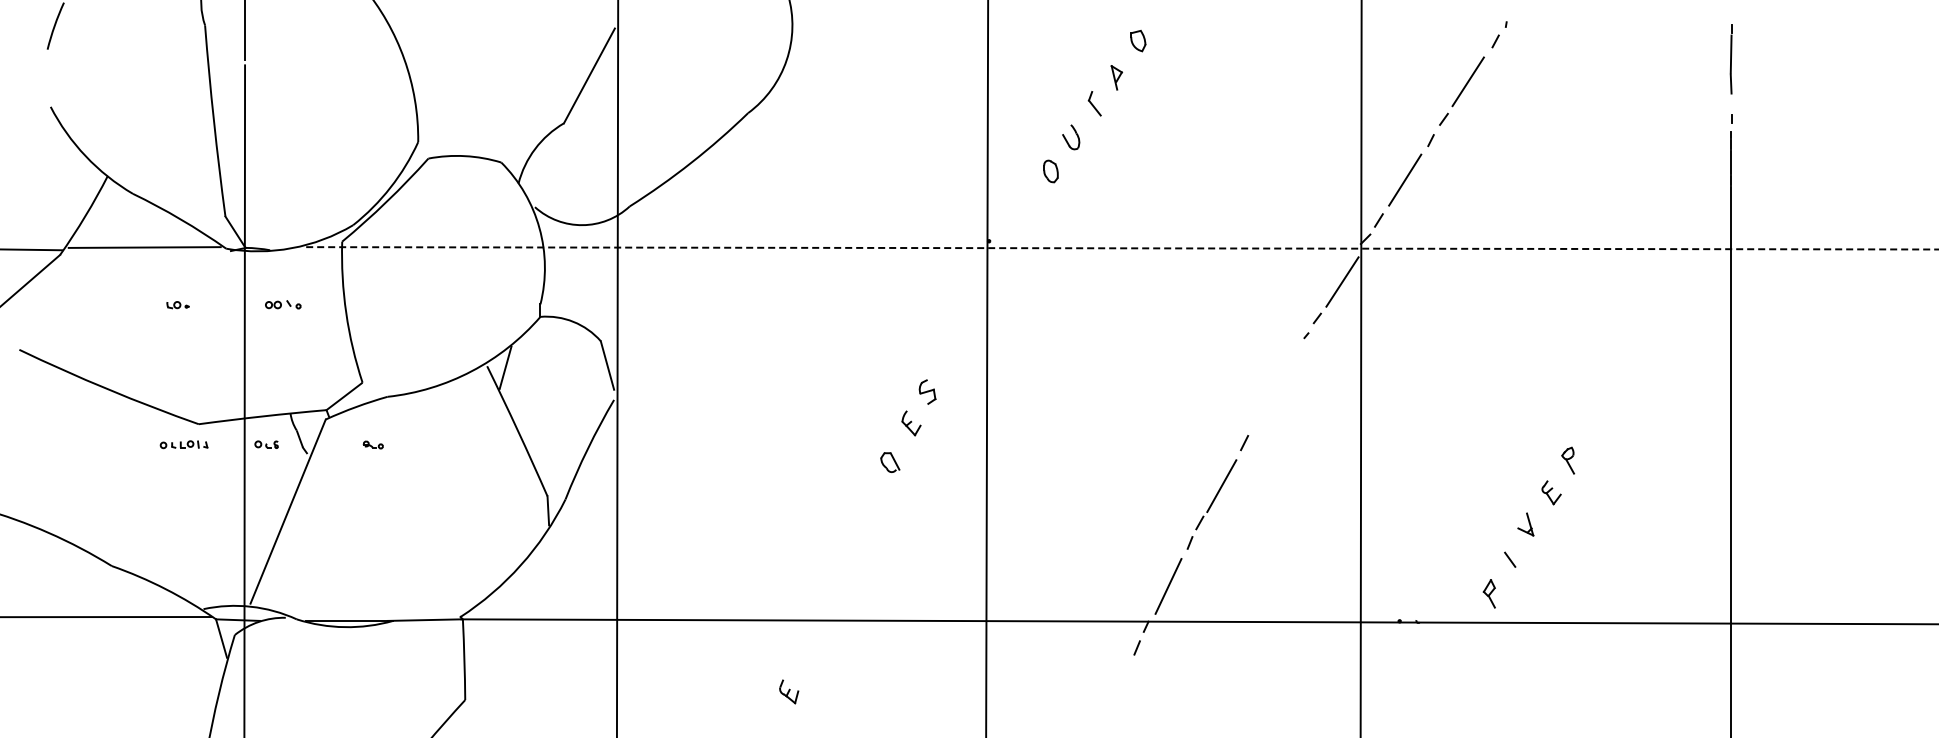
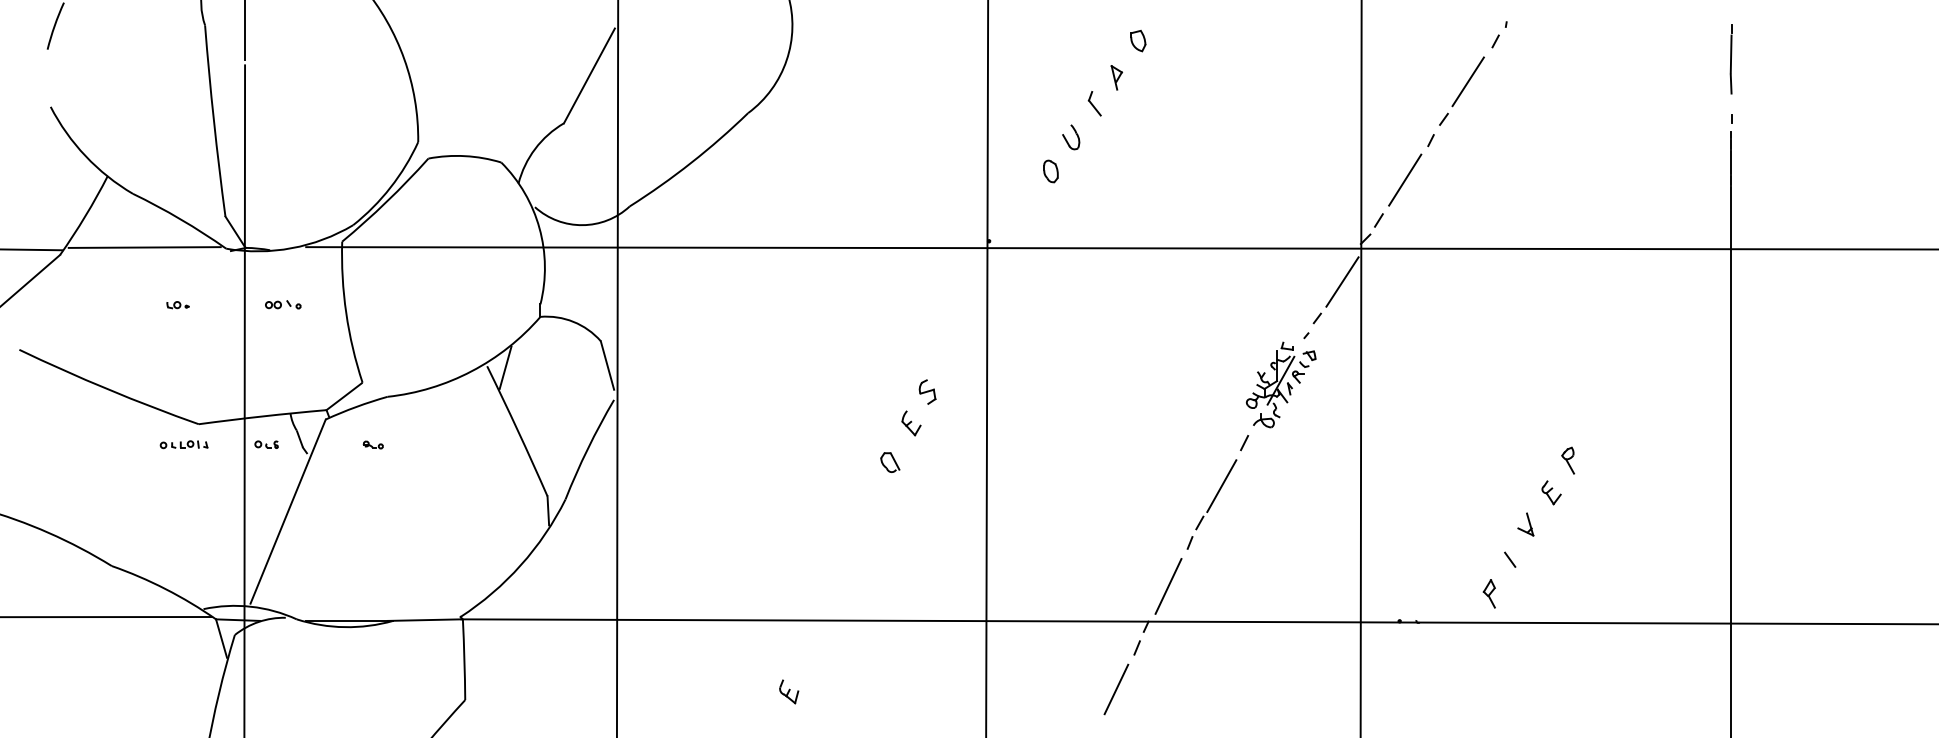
line: dashed -> solid (1122, 248)
part: none -> present (1280, 384)
line: none -> present (1116, 689)
